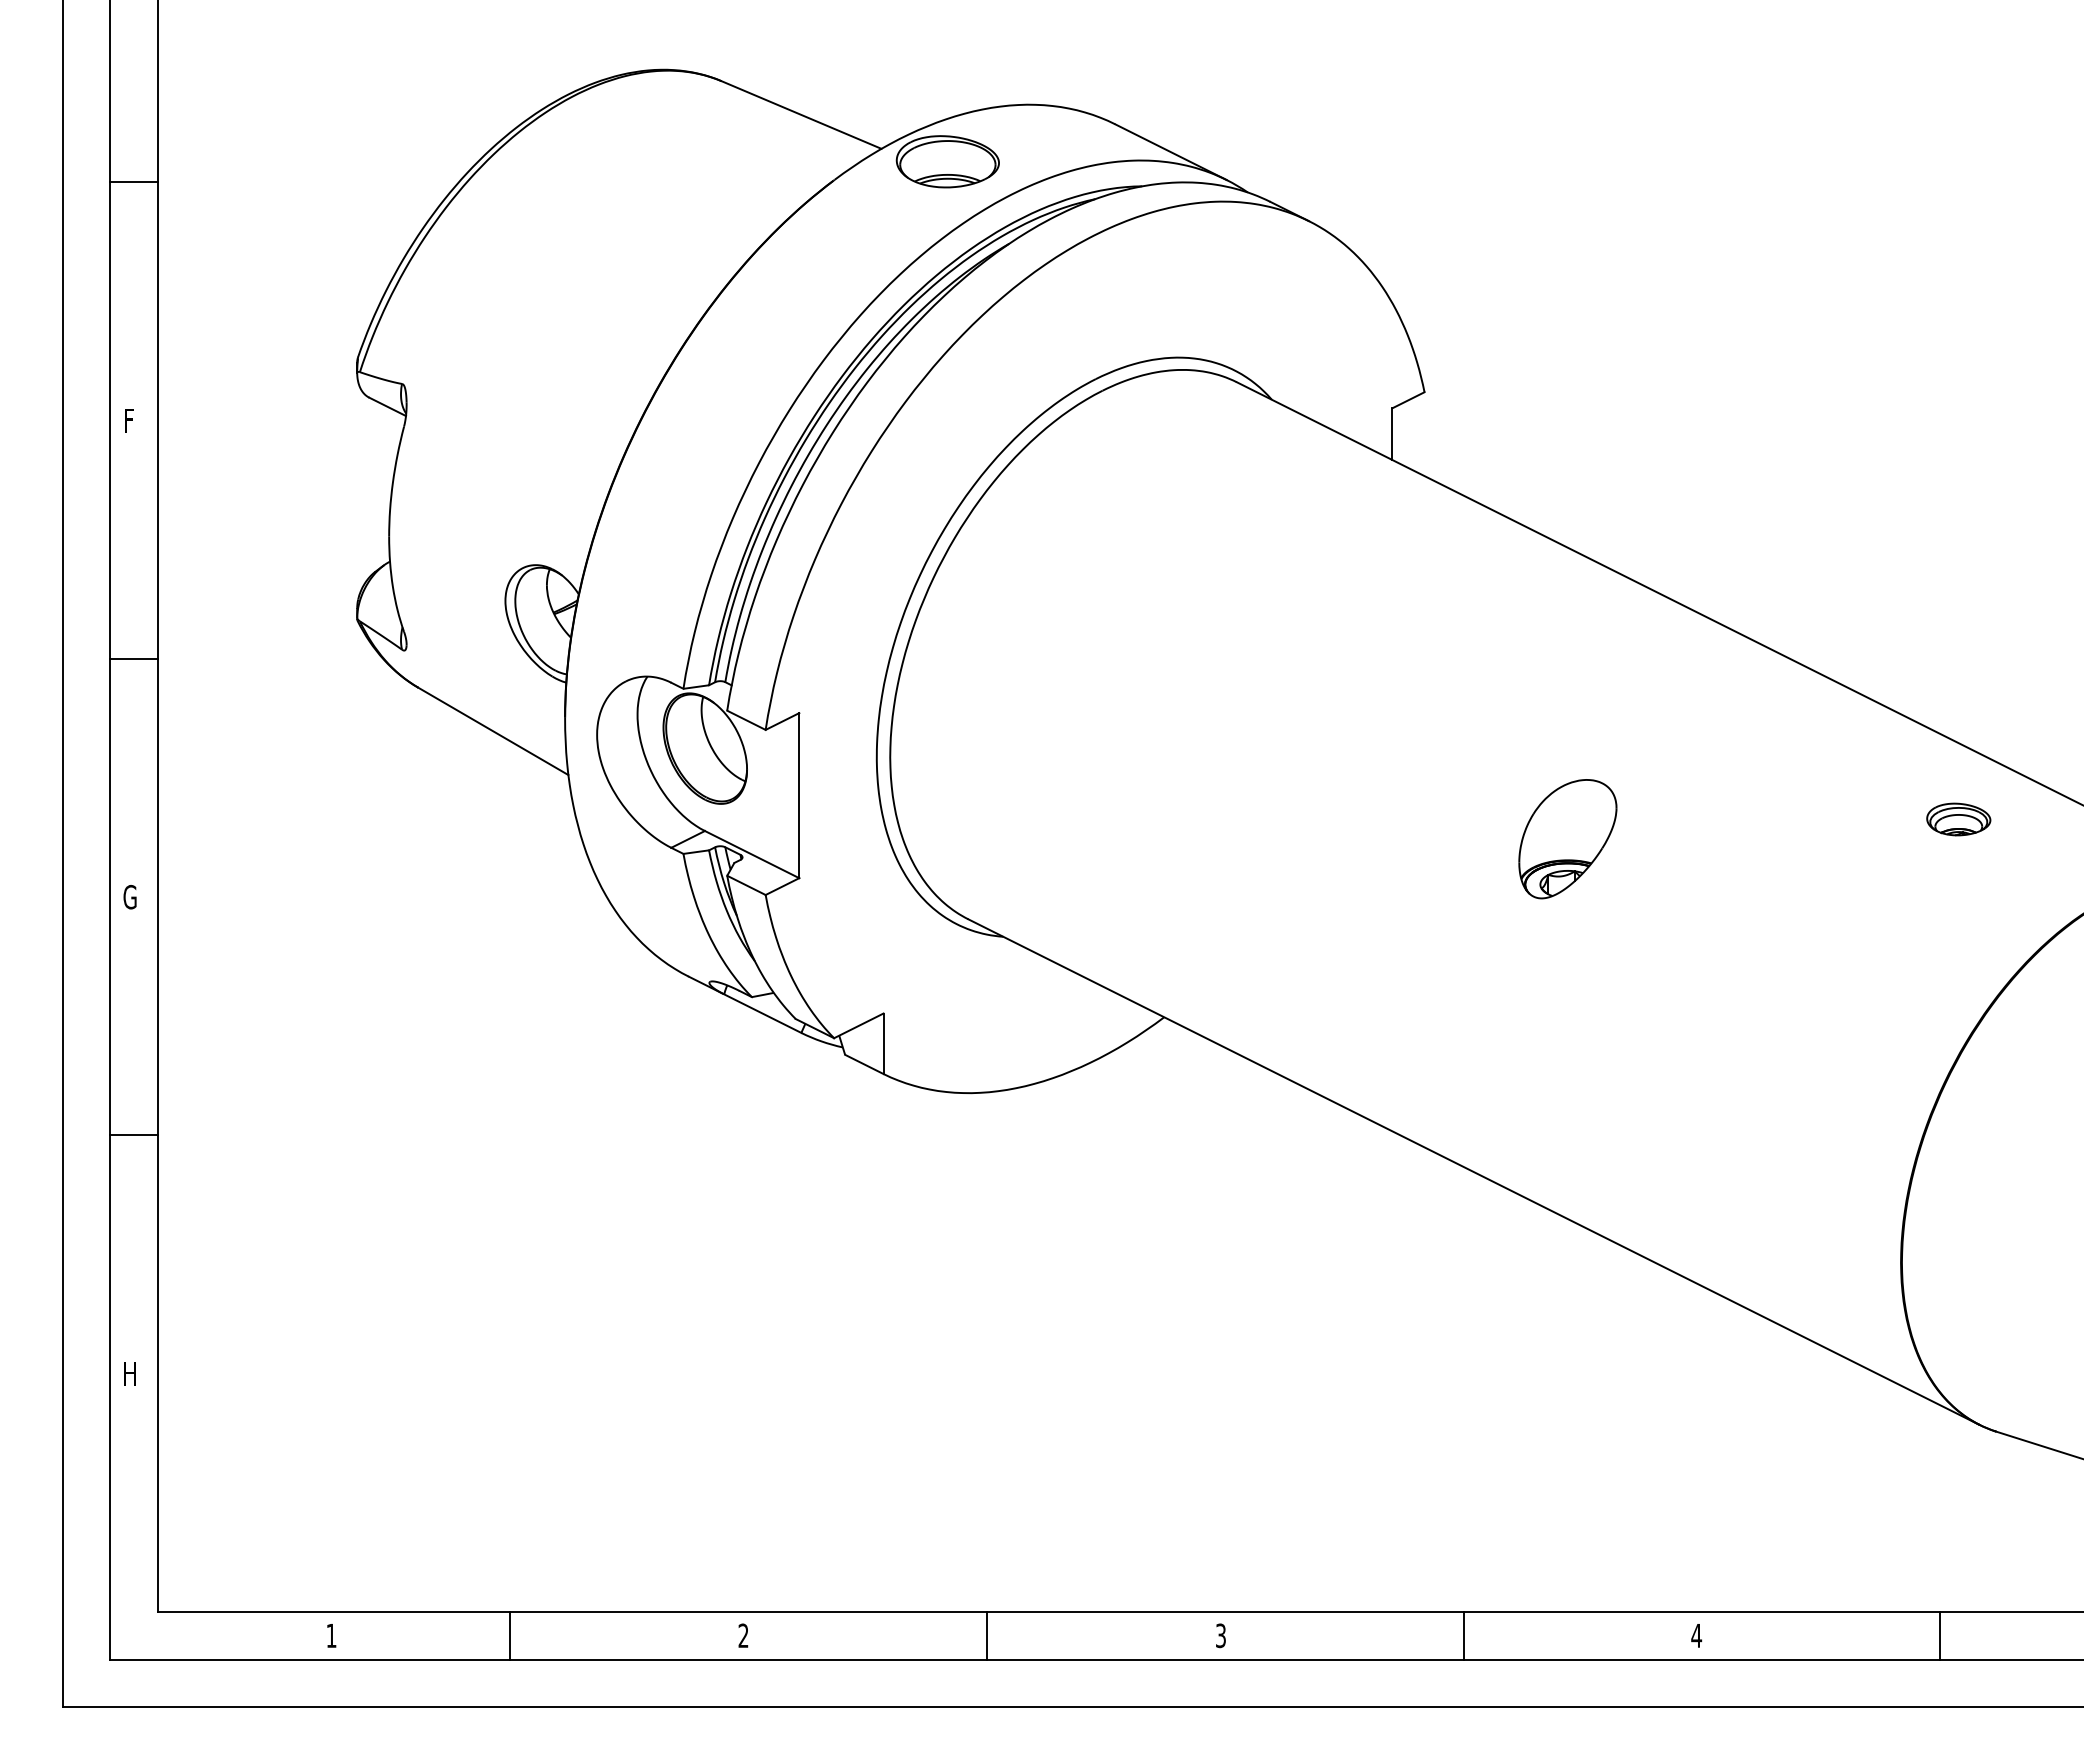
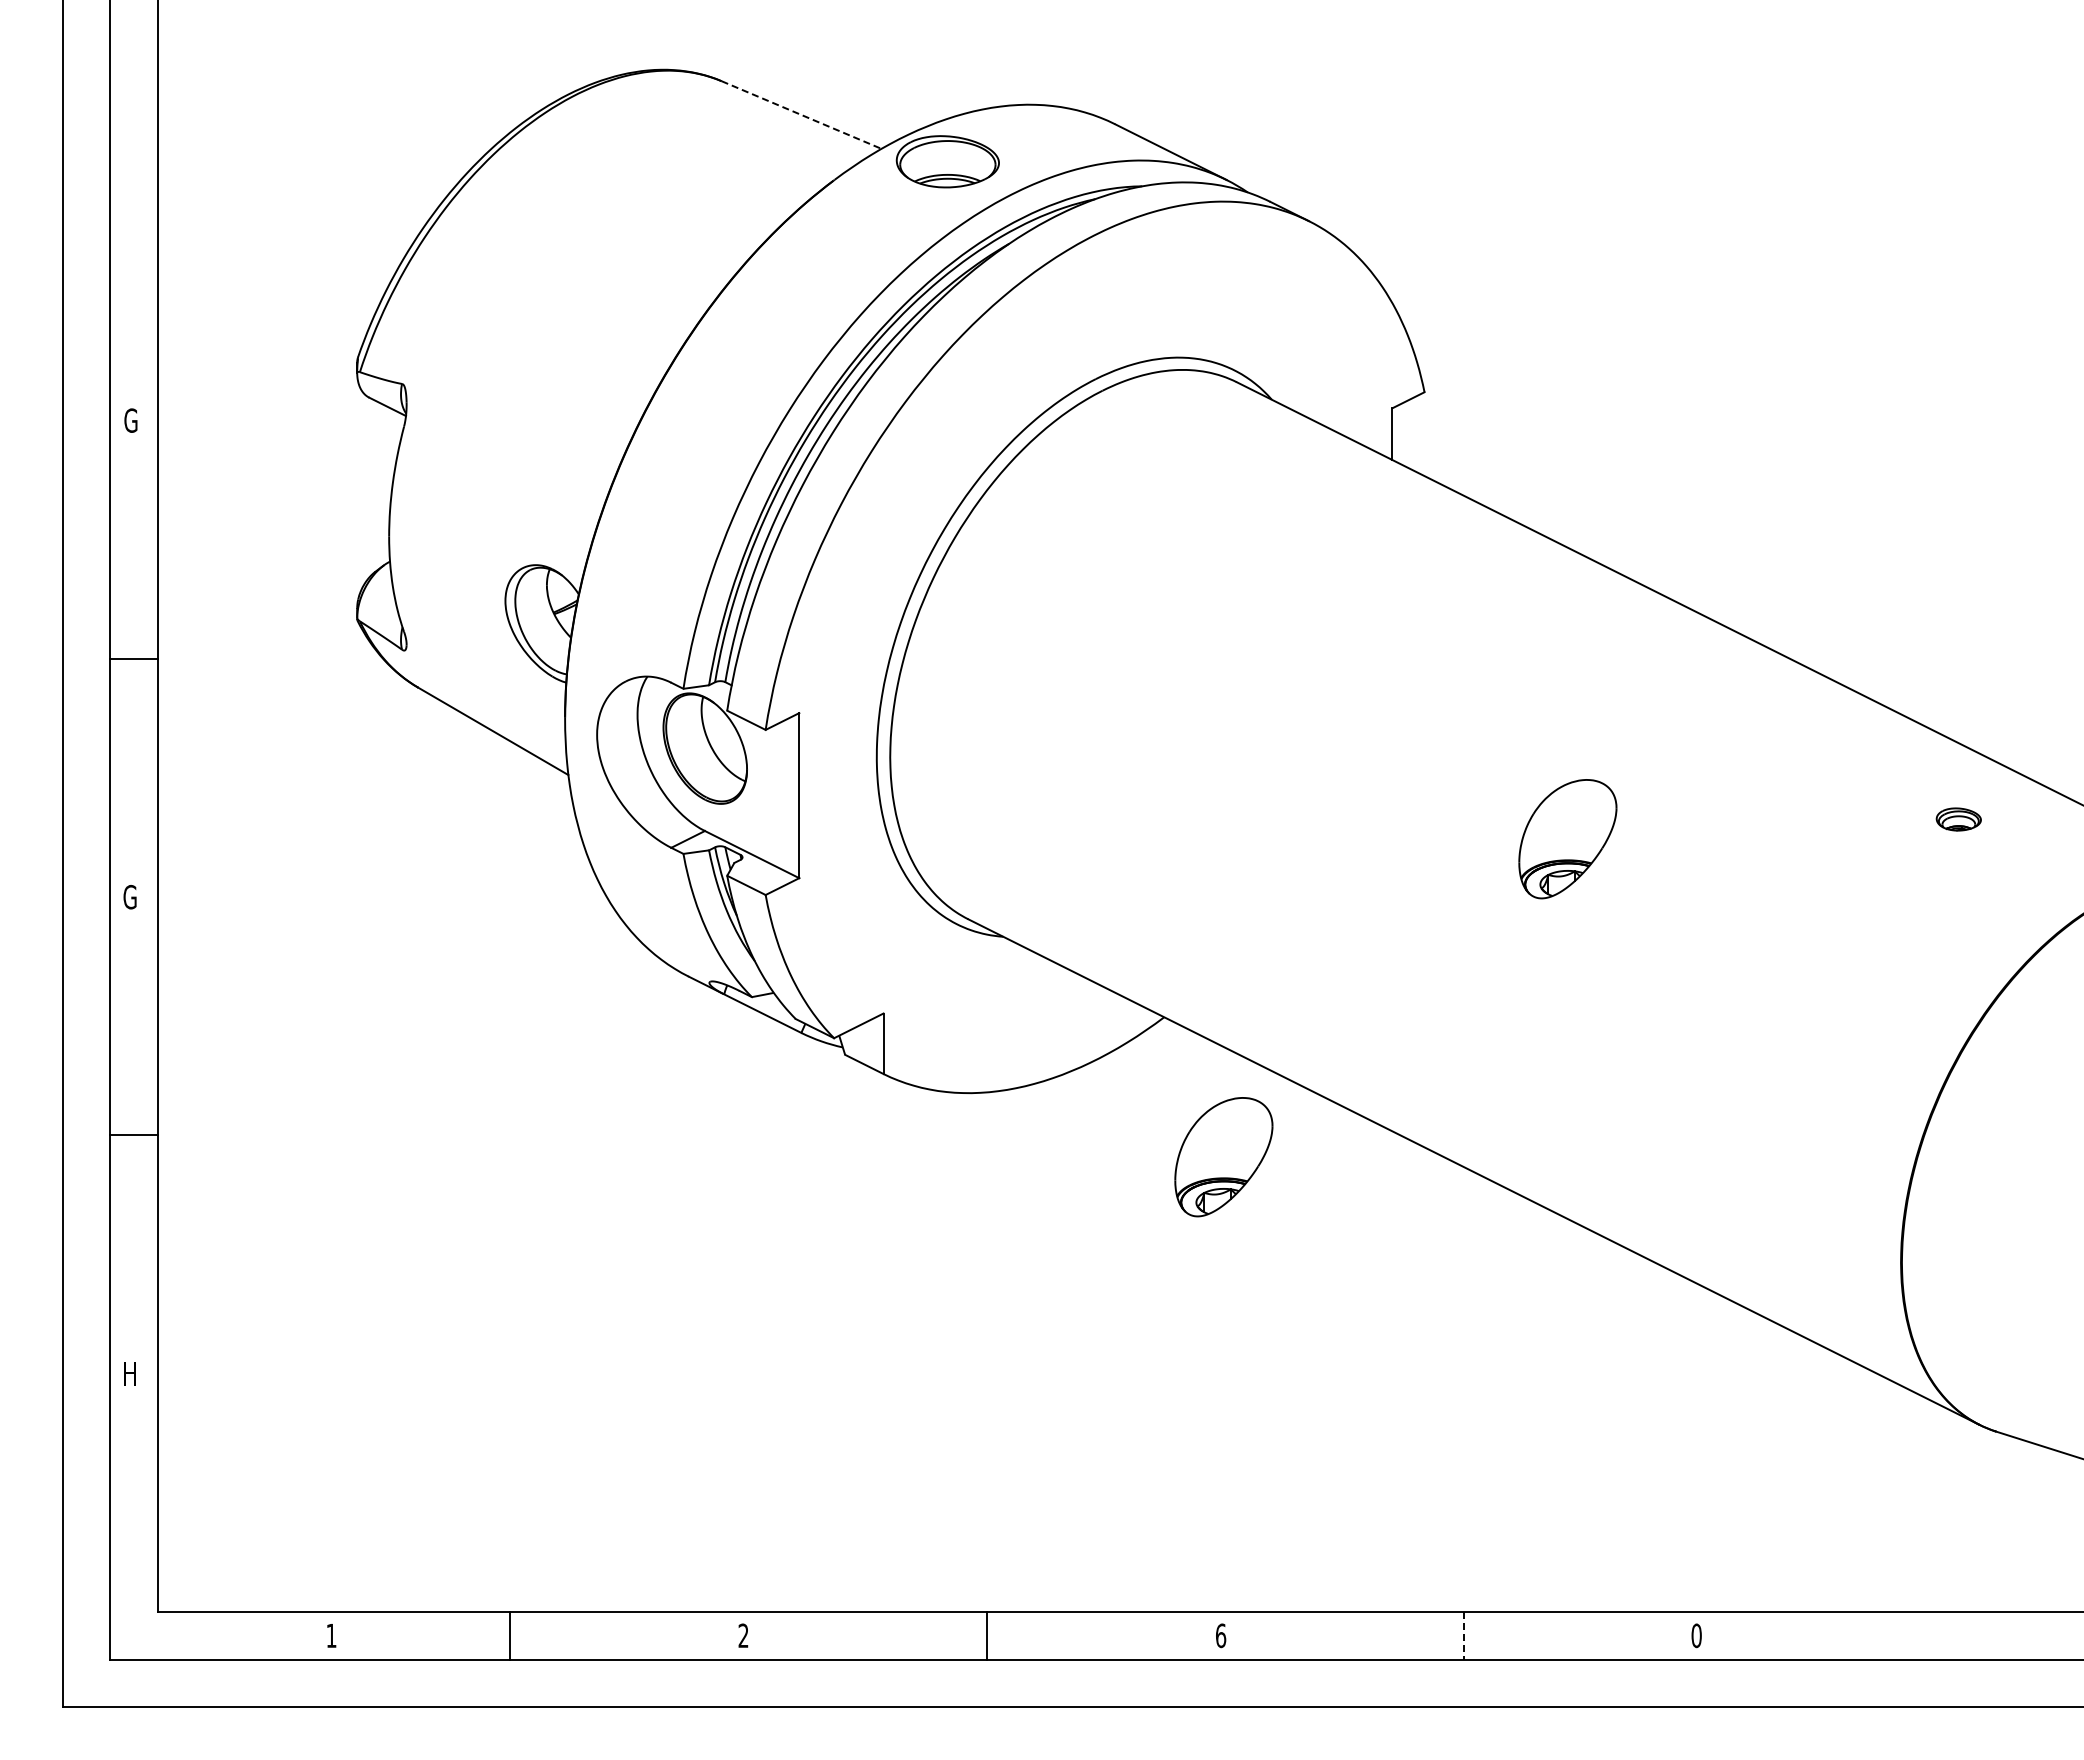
line: solid -> dashed (801, 115)
line: present -> none (133, 182)
text: F -> G (130, 420)
part size: 66x35 px -> 47x25 px (1958, 819)
part: none -> present (1223, 1157)
text: 3 -> 6 (1221, 1635)
line: solid -> dashed (1463, 1635)
text: 4 -> 0 (1696, 1635)
line: present -> none (1940, 1635)
